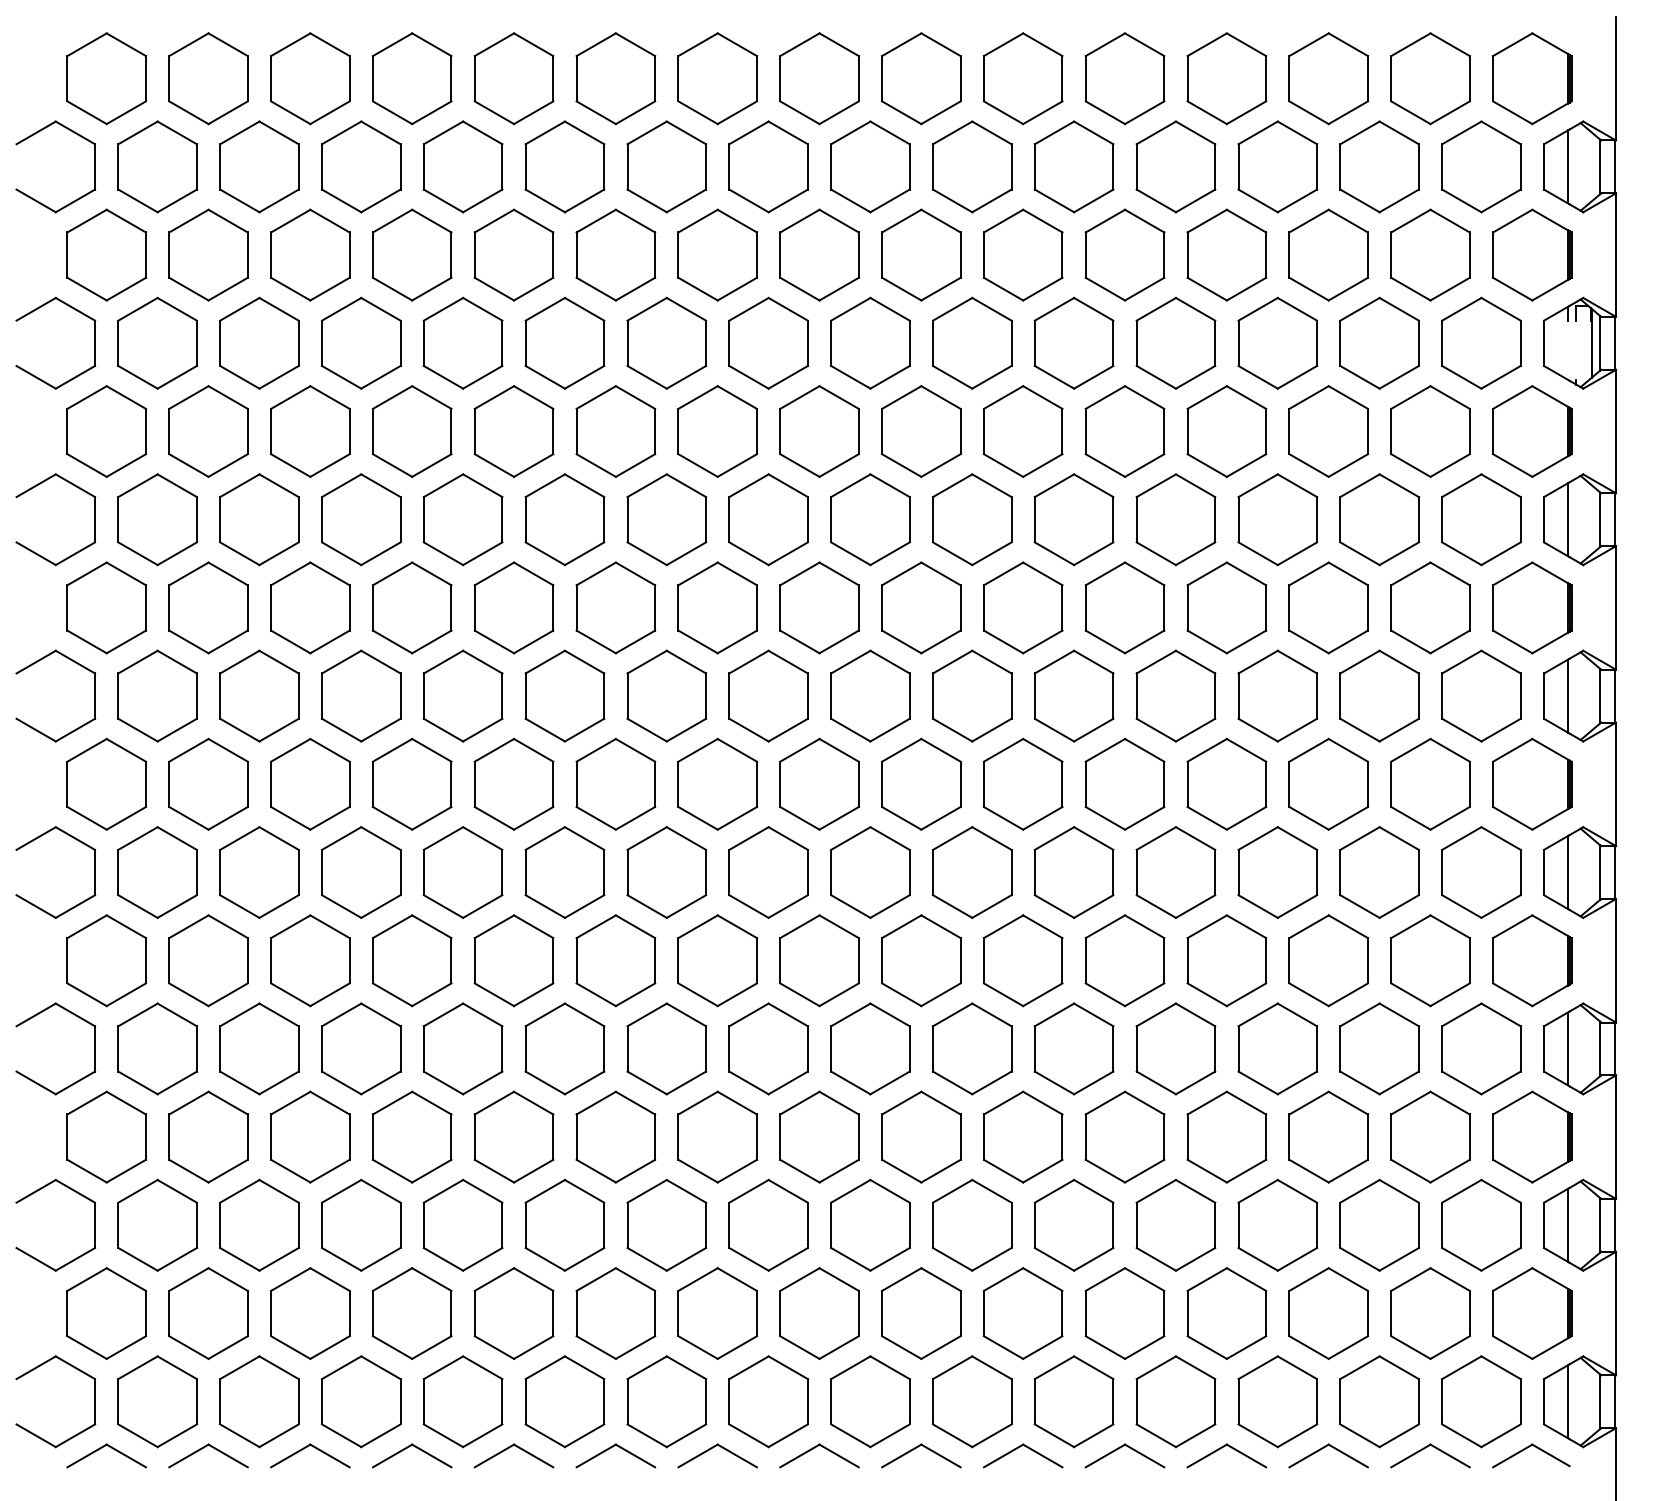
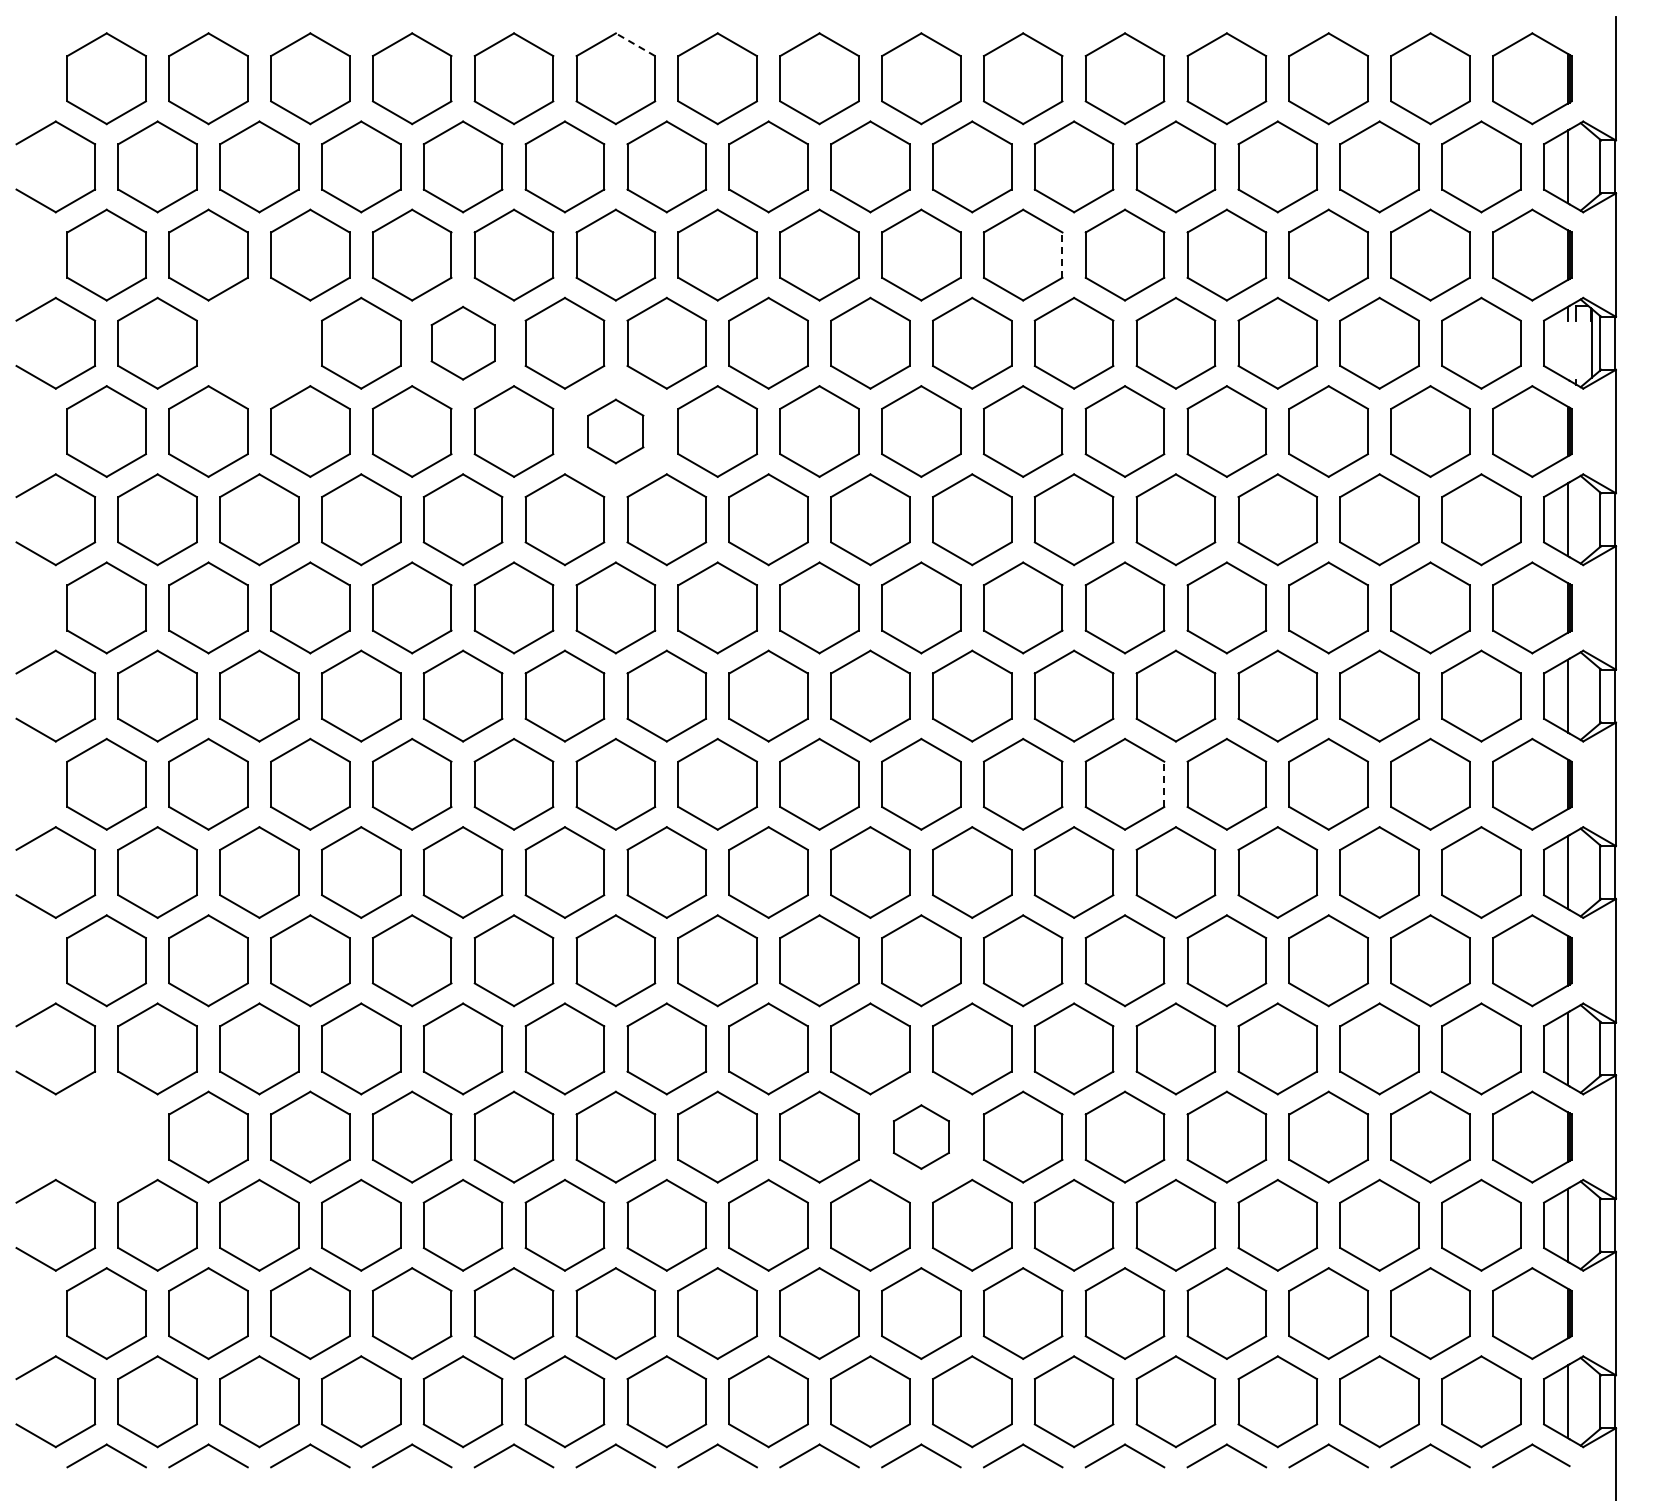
line: solid -> dashed (635, 44)
line: solid -> dashed (1062, 255)
part: present -> none (259, 342)
part size: 82x94 px -> 66x76 px (462, 342)
part size: 82x93 px -> 58x67 px (615, 431)
line: solid -> dashed (1164, 784)
part: present -> none (106, 1136)
part size: 81x94 px -> 58x66 px (920, 1136)
